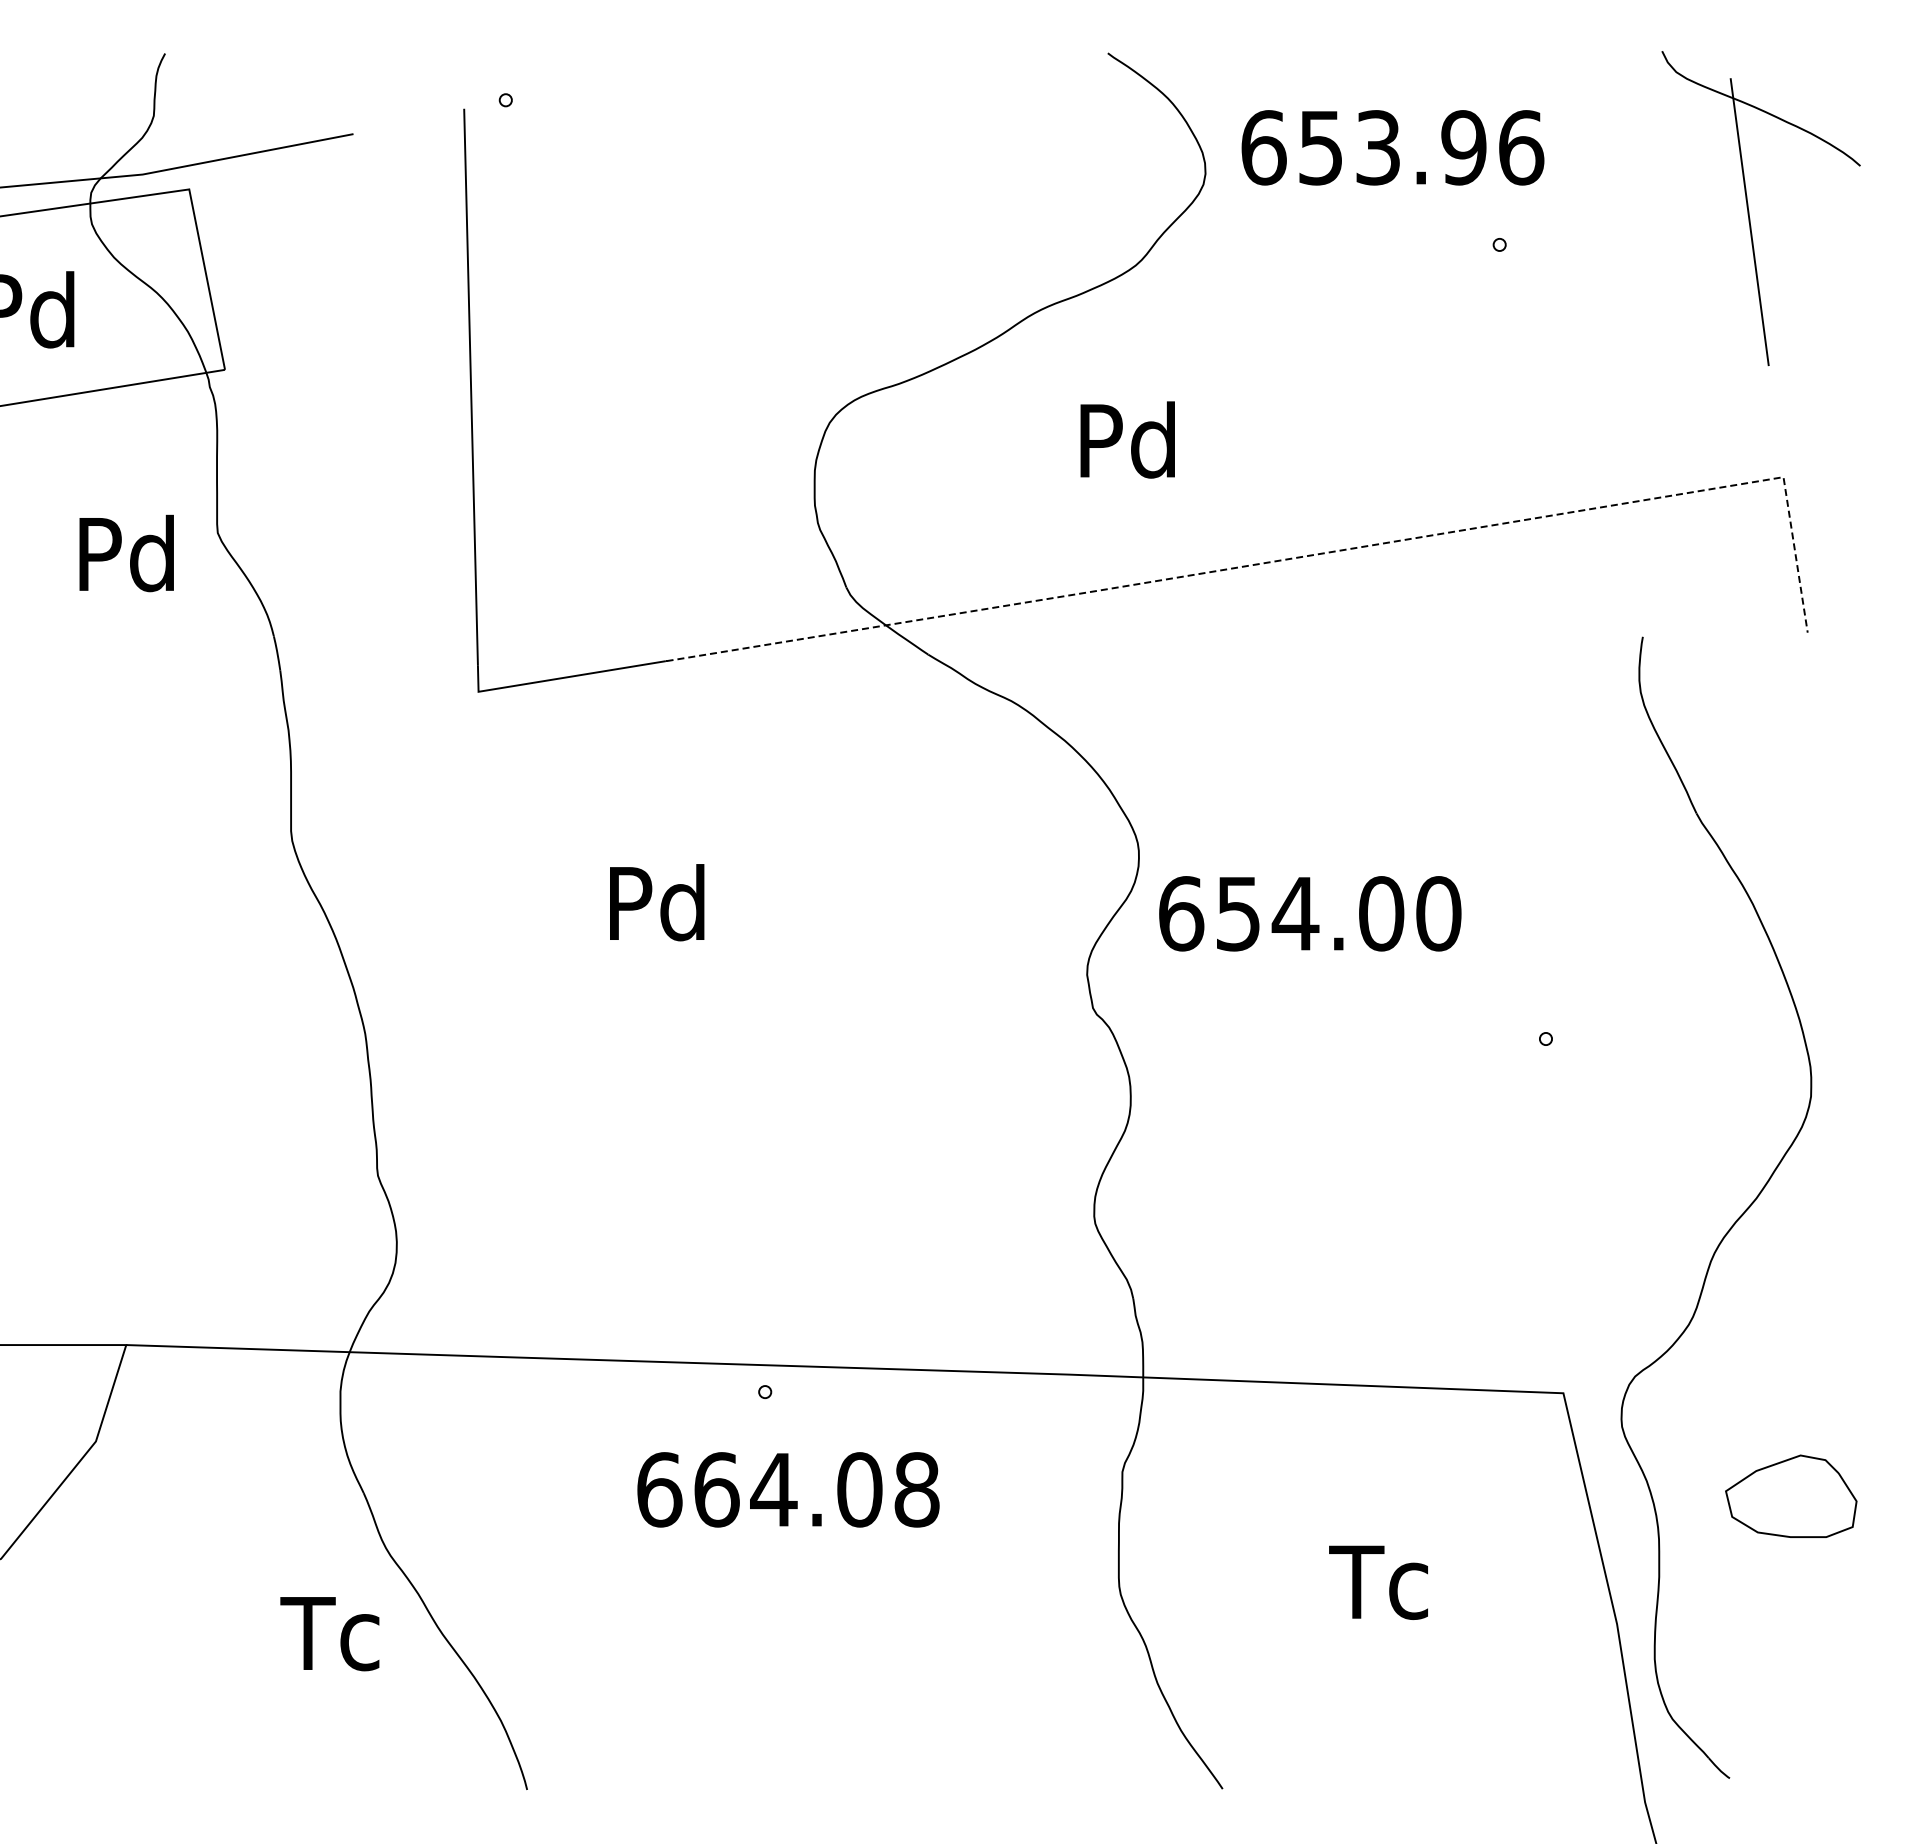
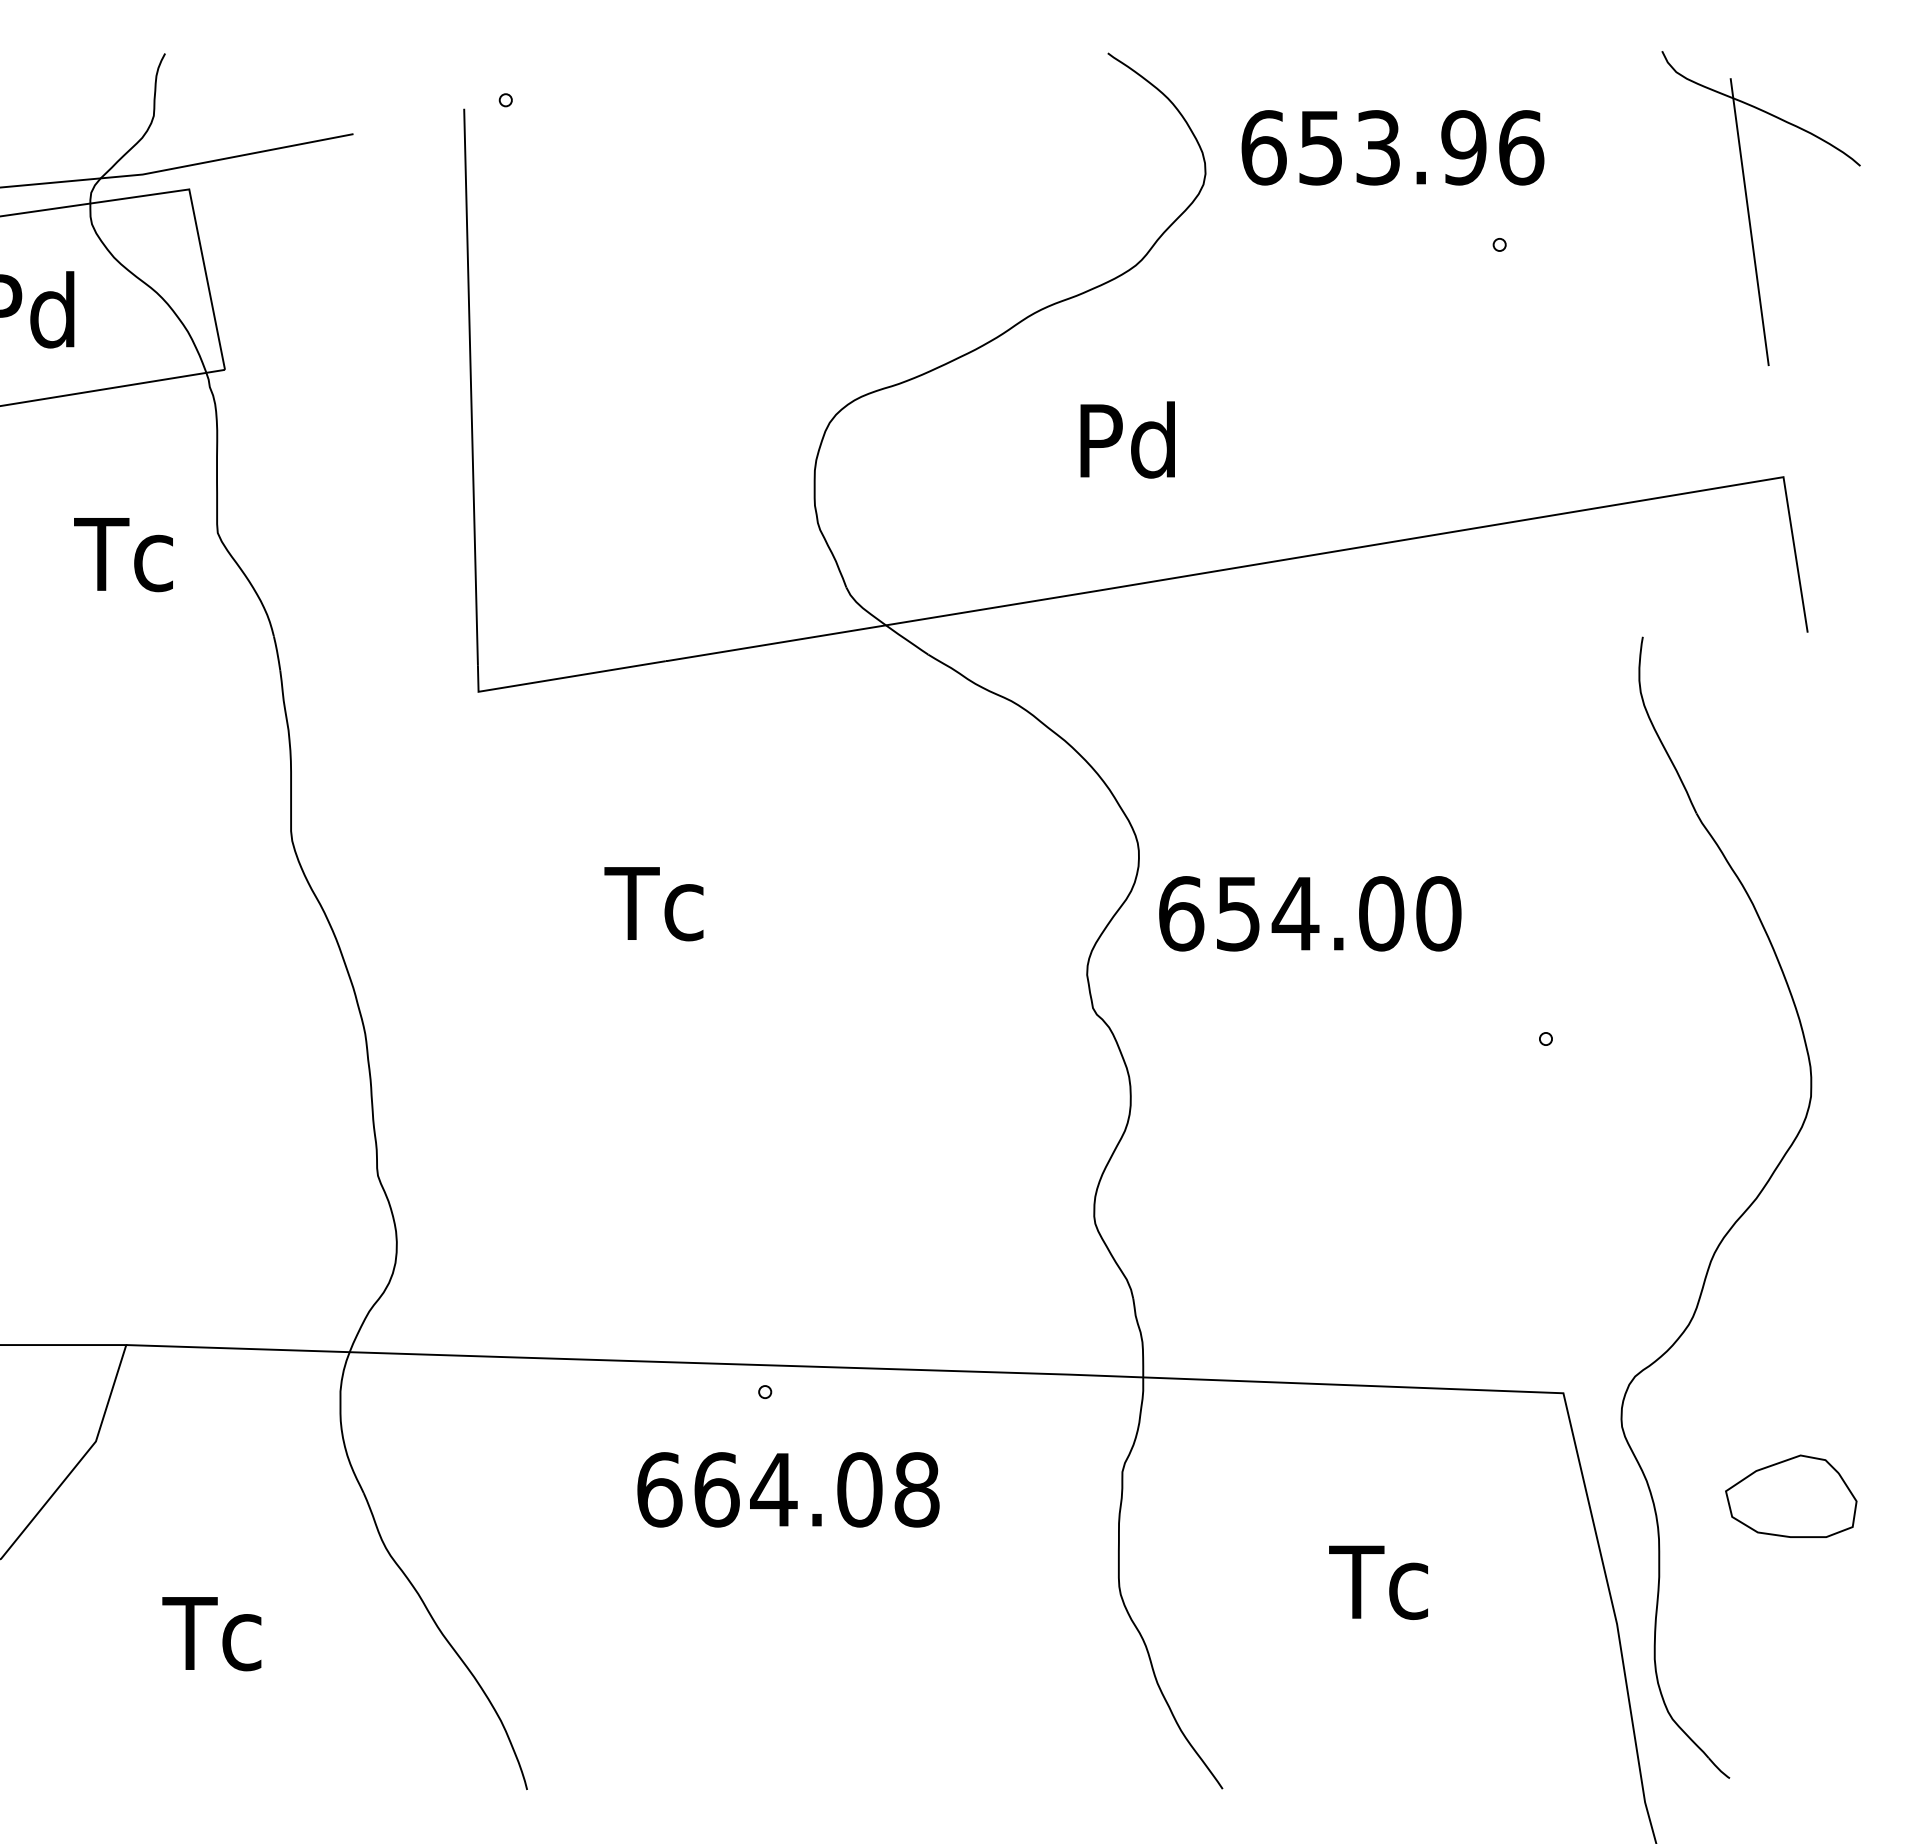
text: Pd -> Tc (123, 553)
line: dashed -> solid (1303, 556)
text: Pd -> Tc (654, 902)
text position: (329, 1634) -> (211, 1634) (211, 1634)
